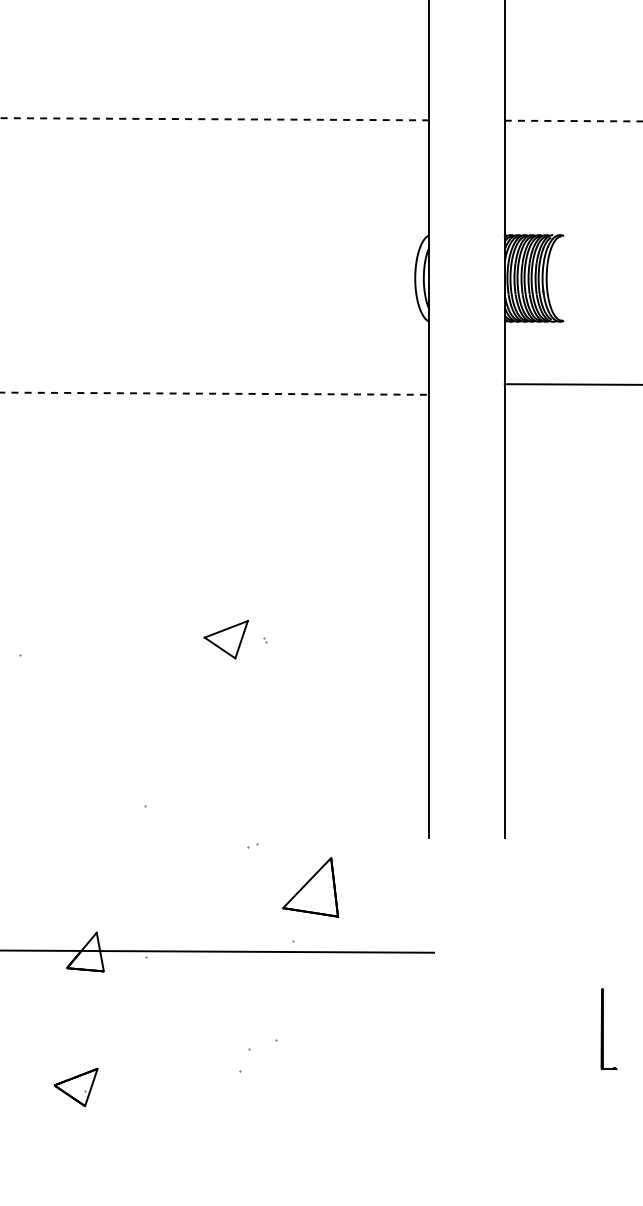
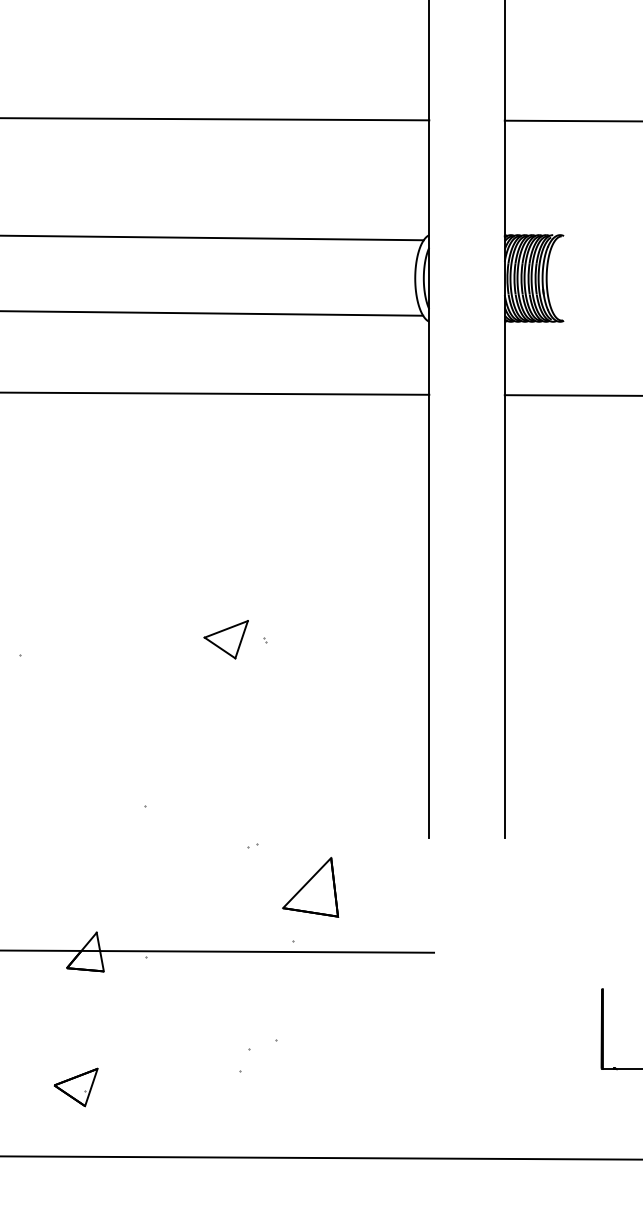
line: dashed -> solid (215, 119)
line: dashed -> solid (573, 121)
line: none -> present (212, 237)
line: none -> present (212, 313)
line position: (571, 384) -> (571, 395) (571, 395)
line: dashed -> solid (215, 393)
line: none -> present (627, 1069)
line: none -> present (320, 1157)
